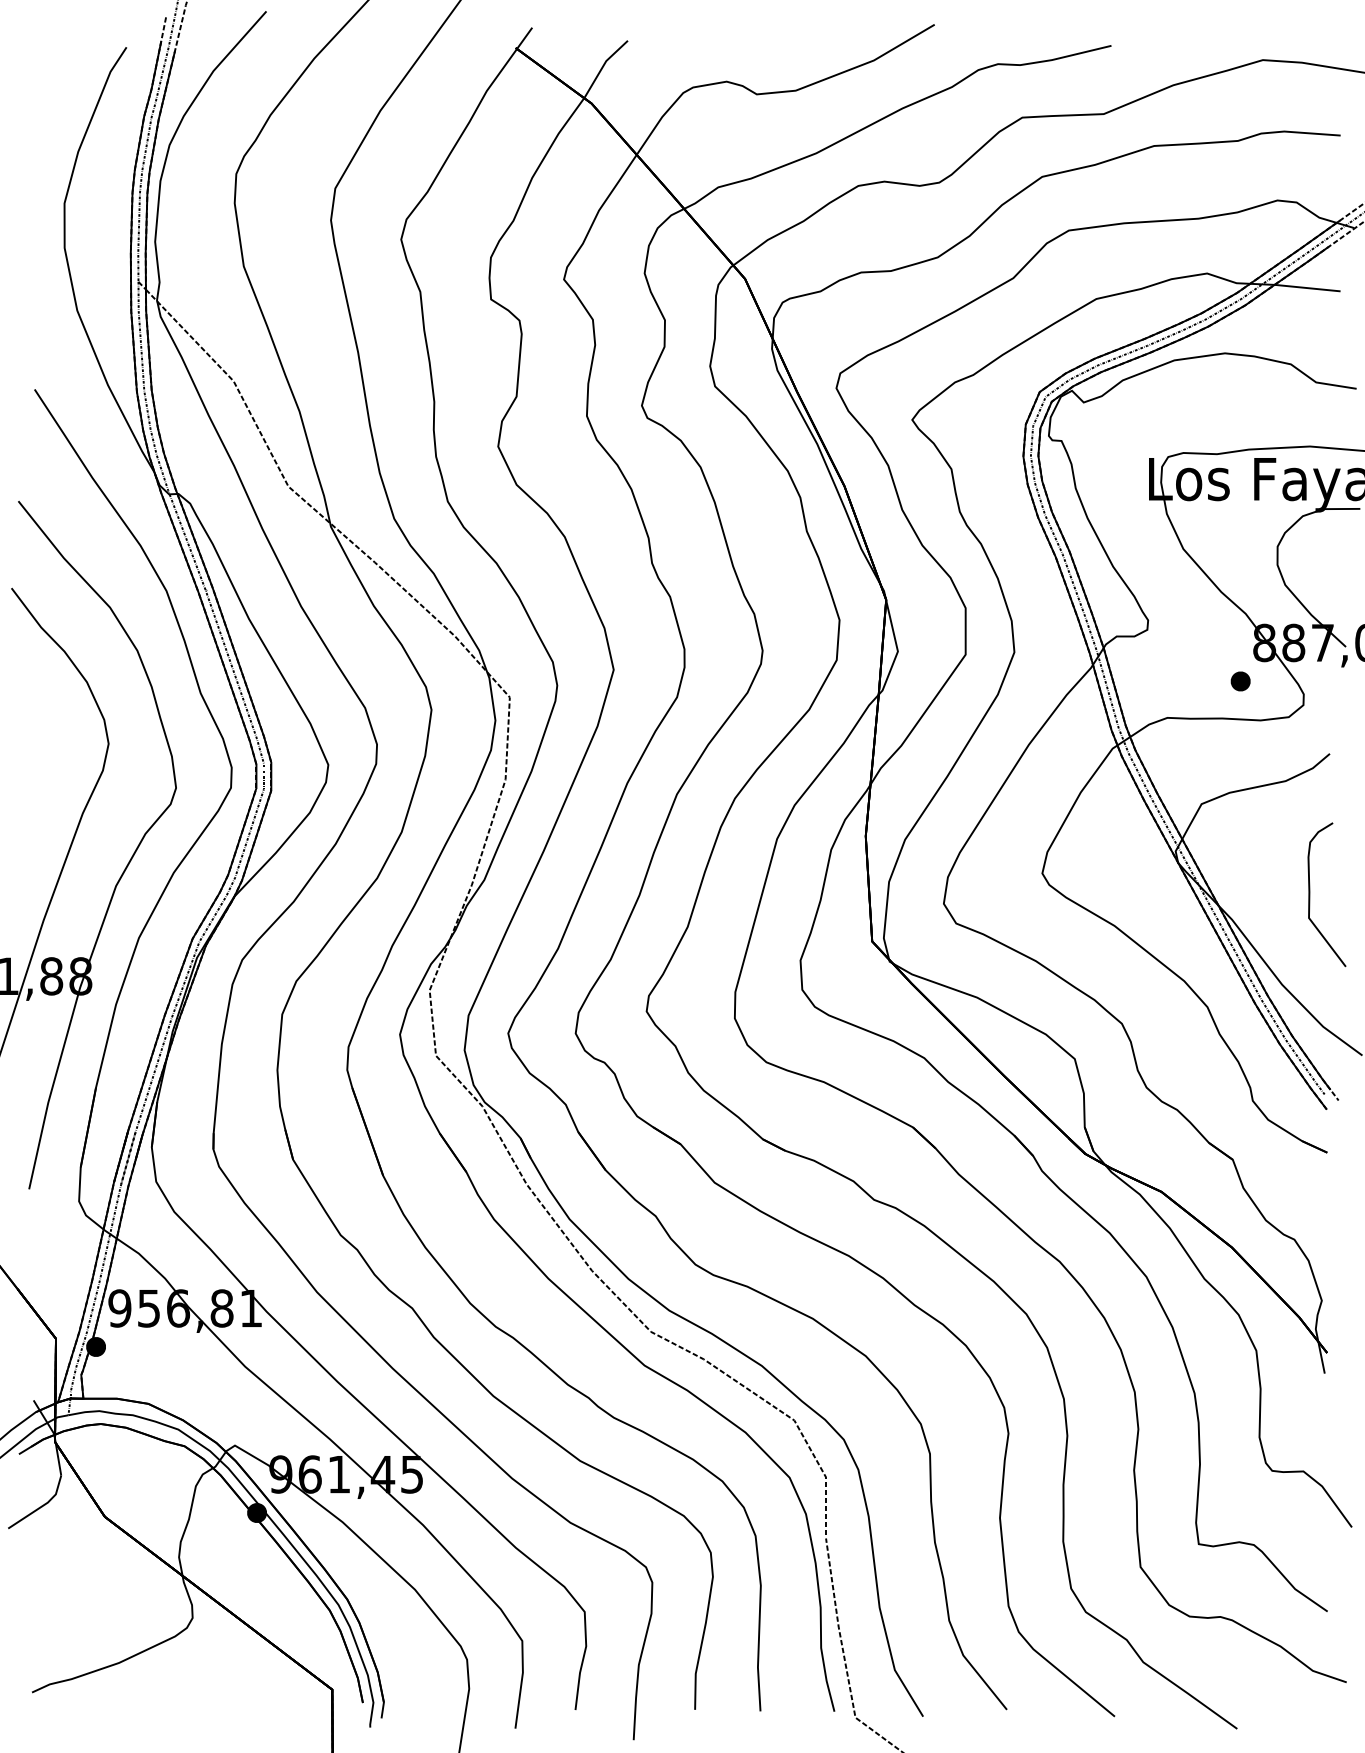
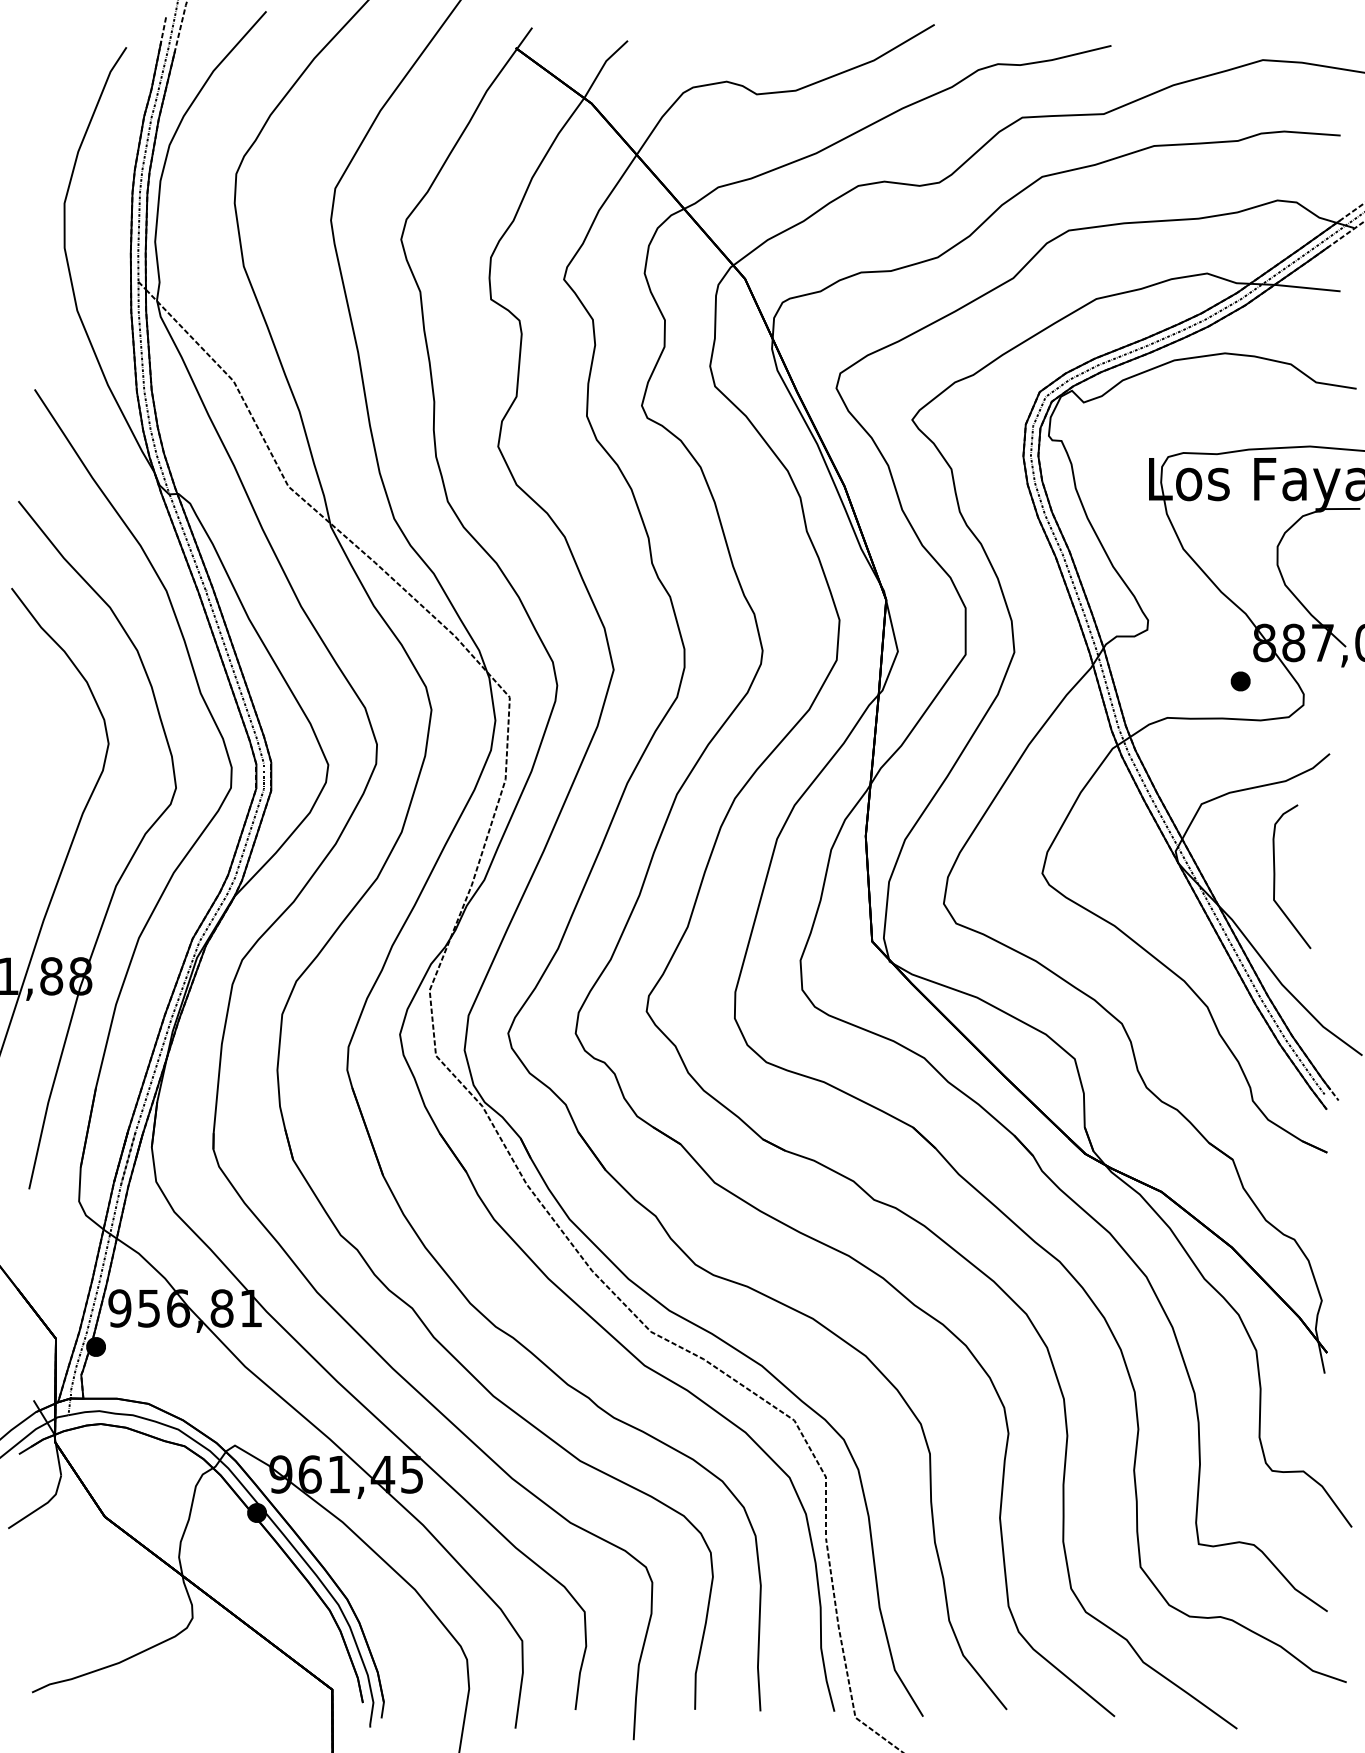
part position: (1310, 894) -> (1275, 876) (1275, 876)
